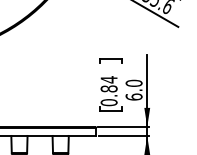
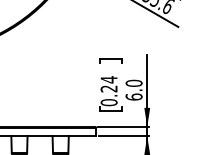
text: 0.84 -> 0.24 (108, 88)
